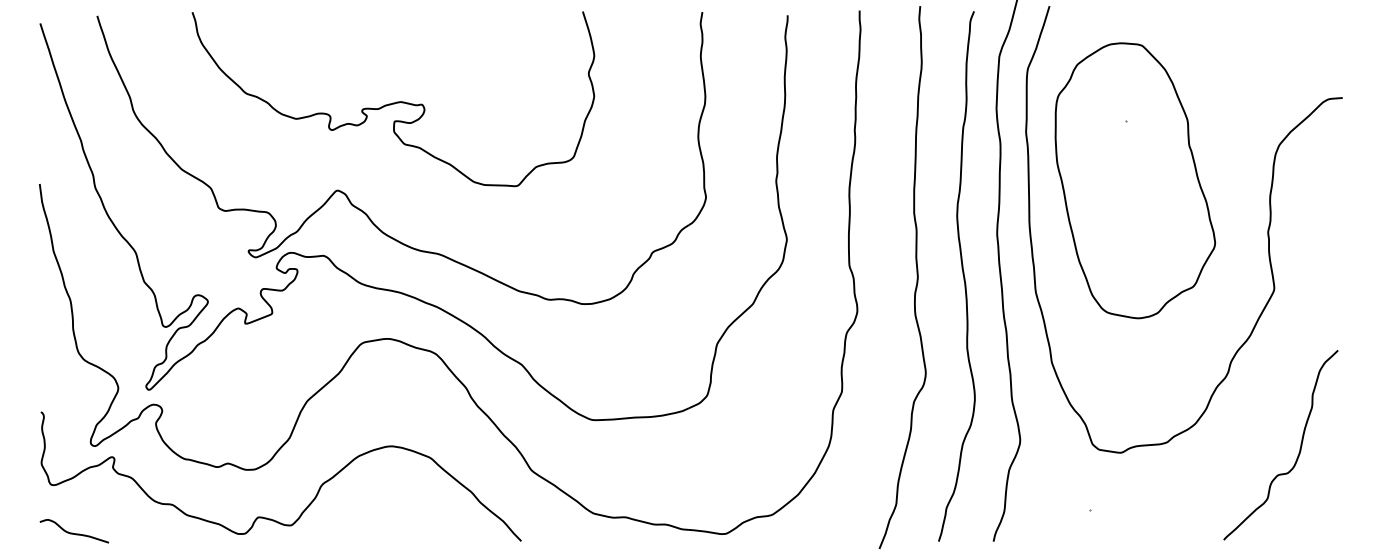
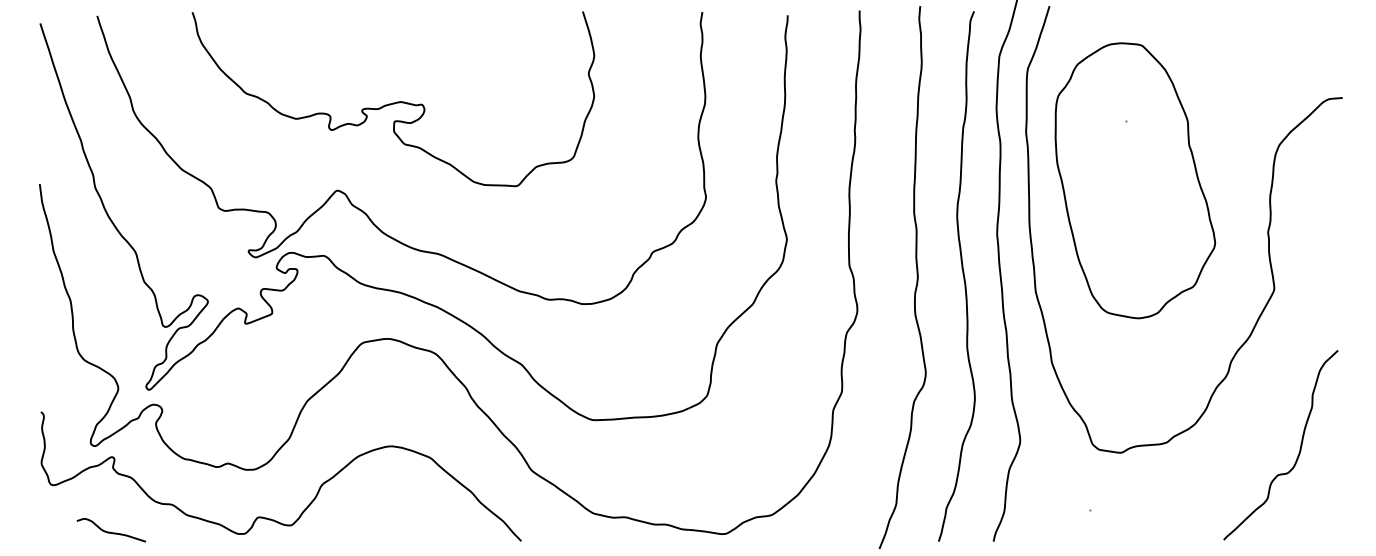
curve position: (74, 533) -> (111, 532) (111, 532)
